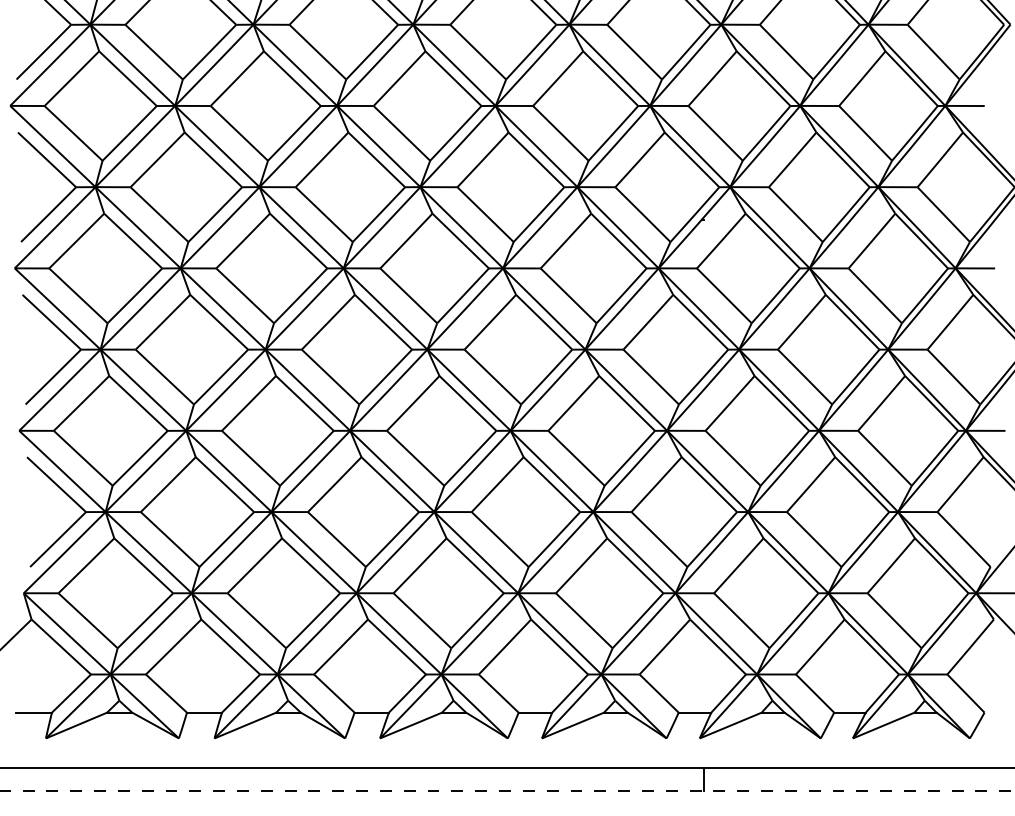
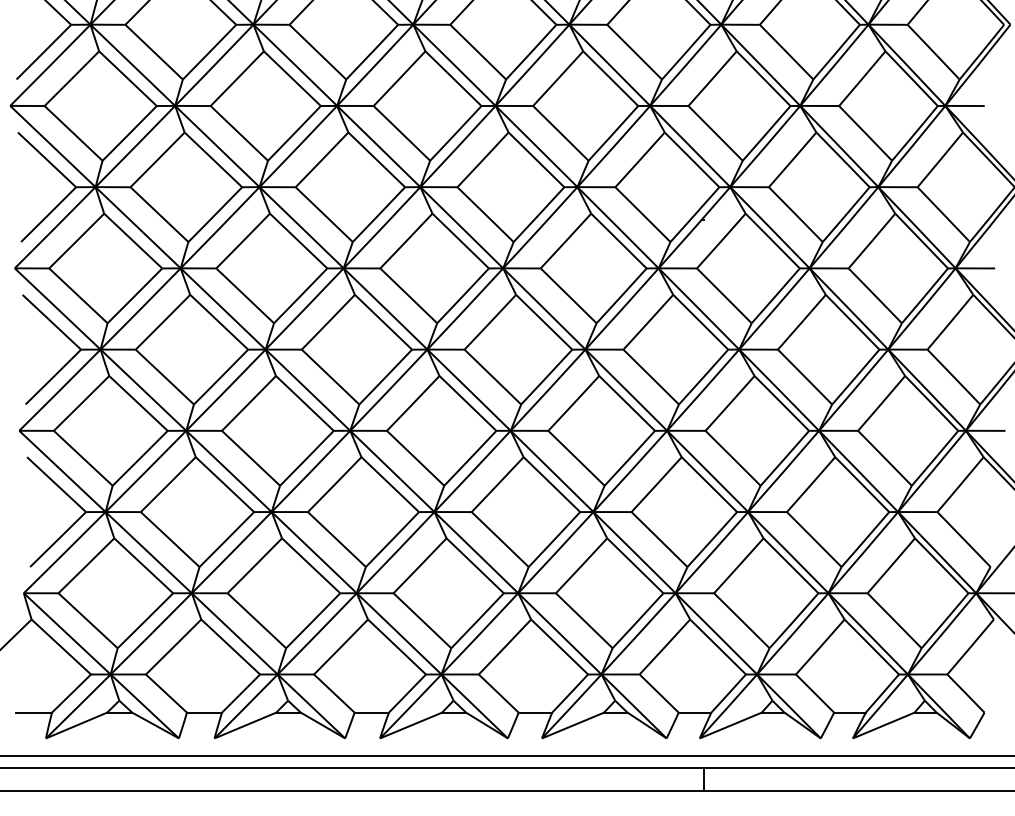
line: none -> present (506, 755)
line: dashed -> solid (508, 791)
